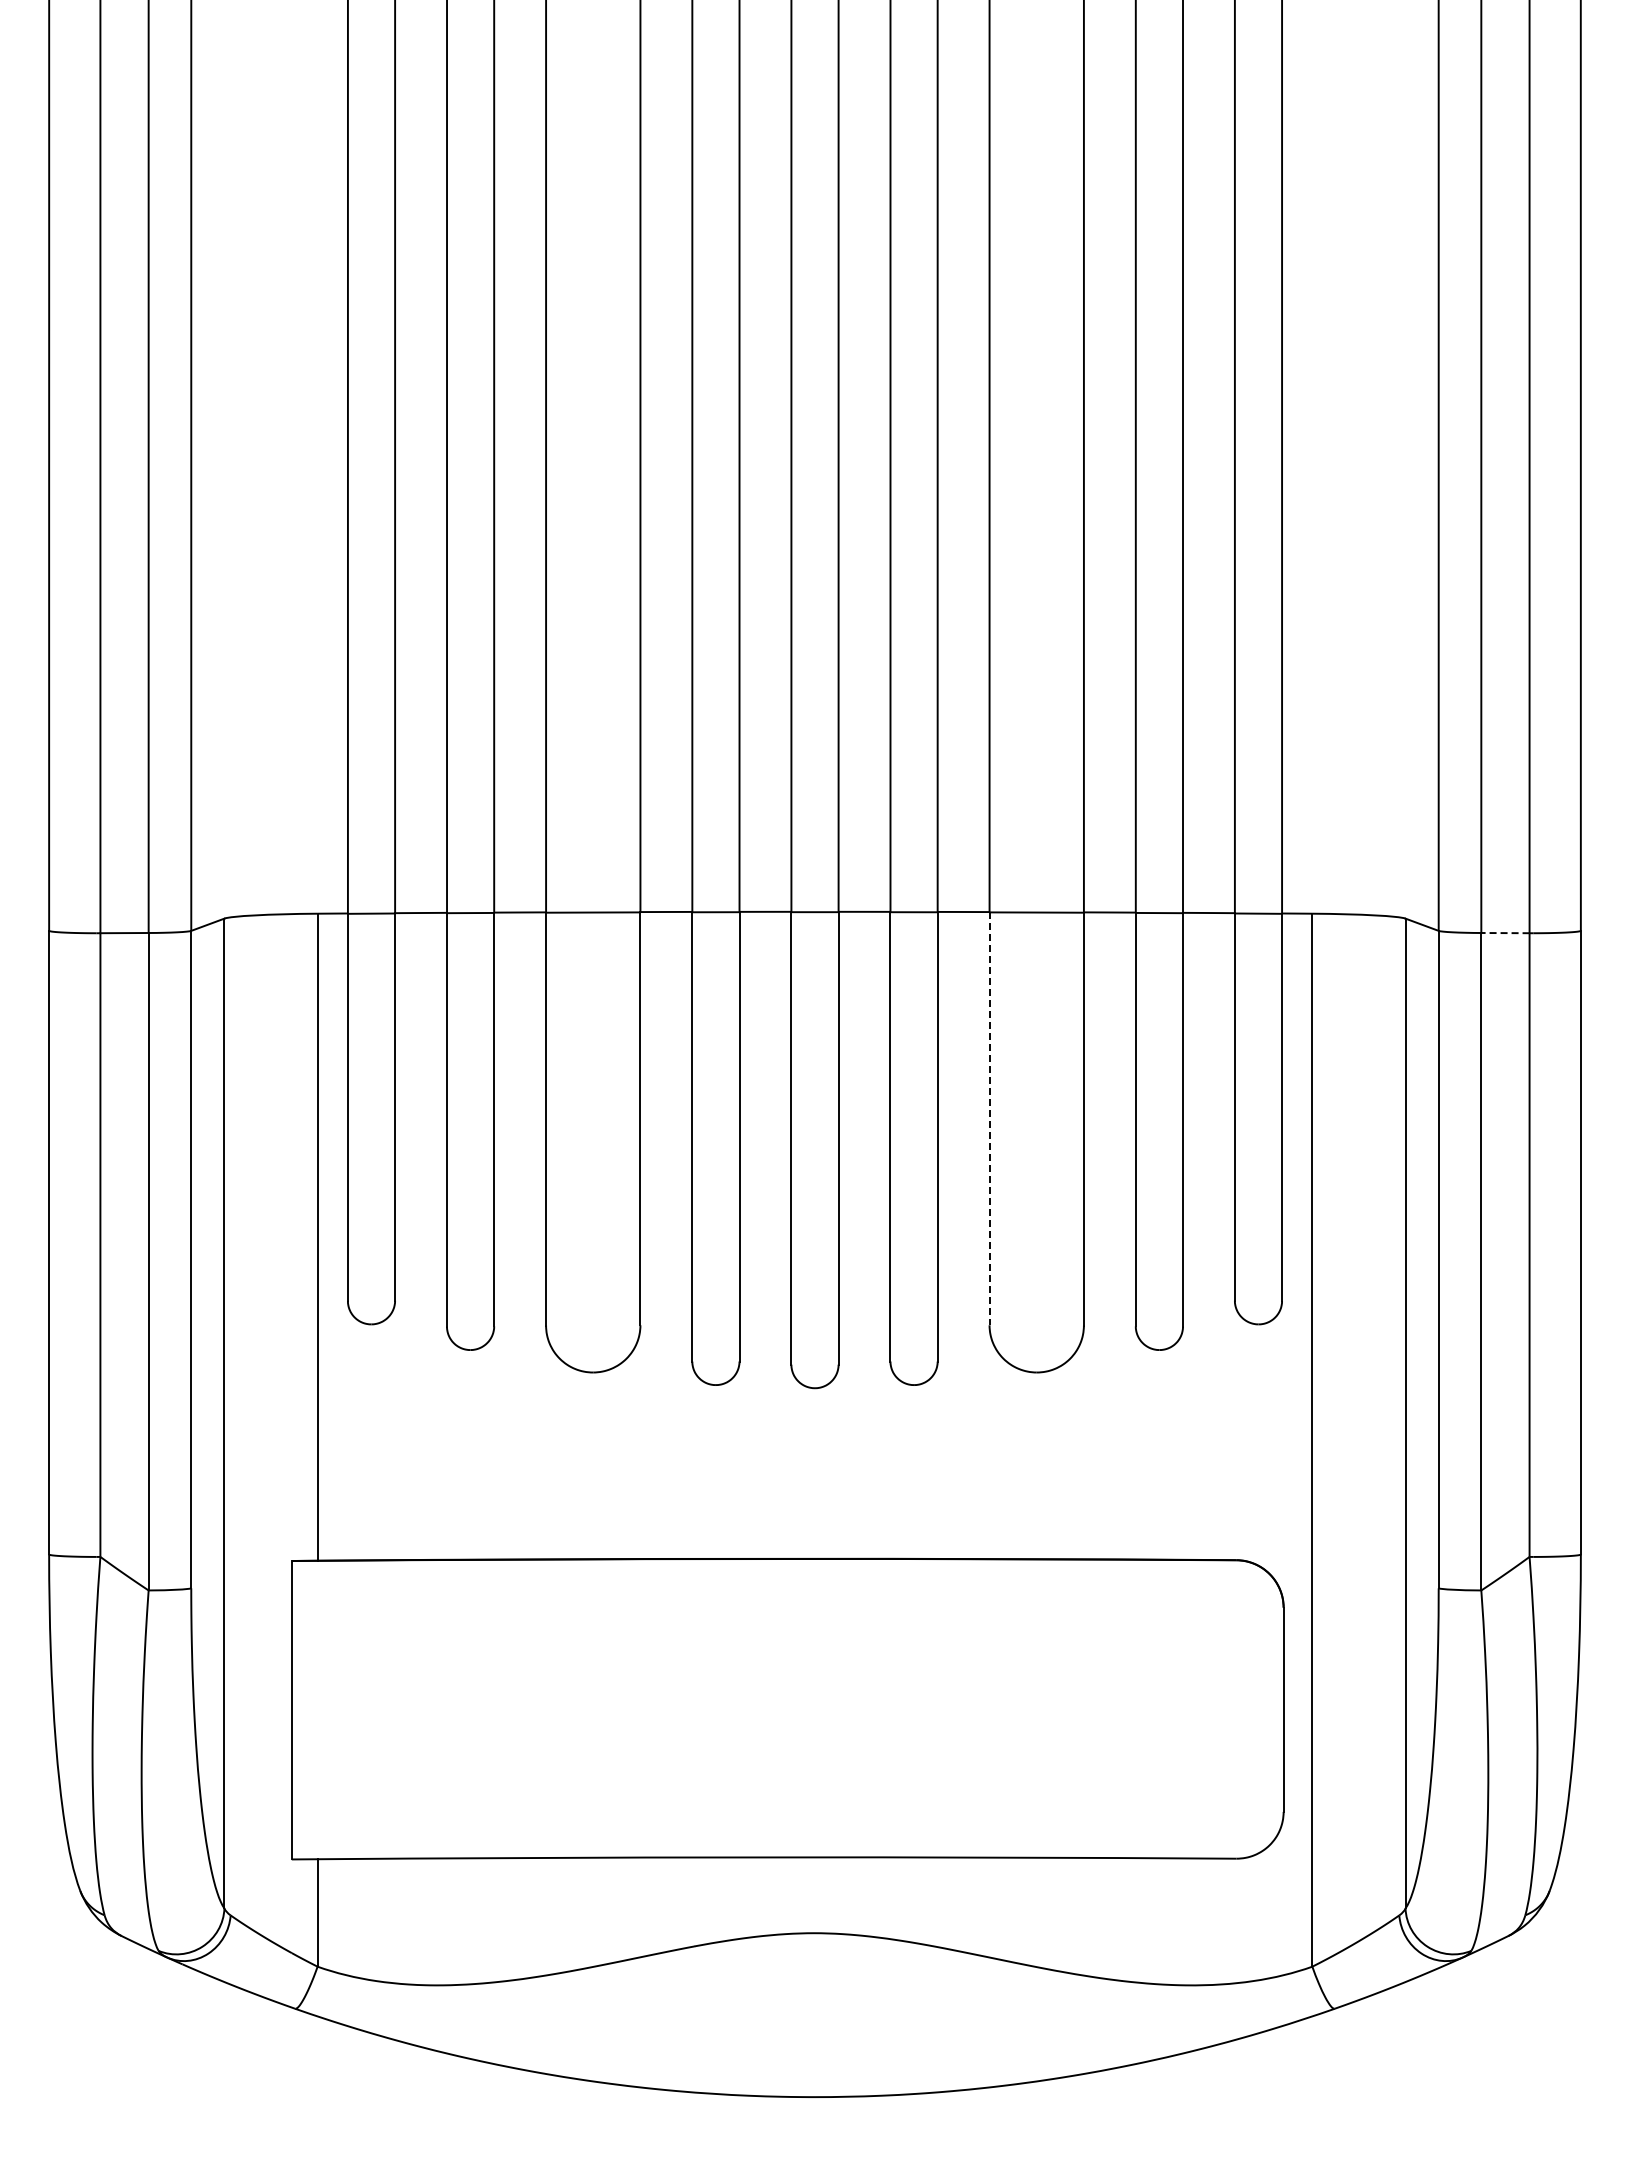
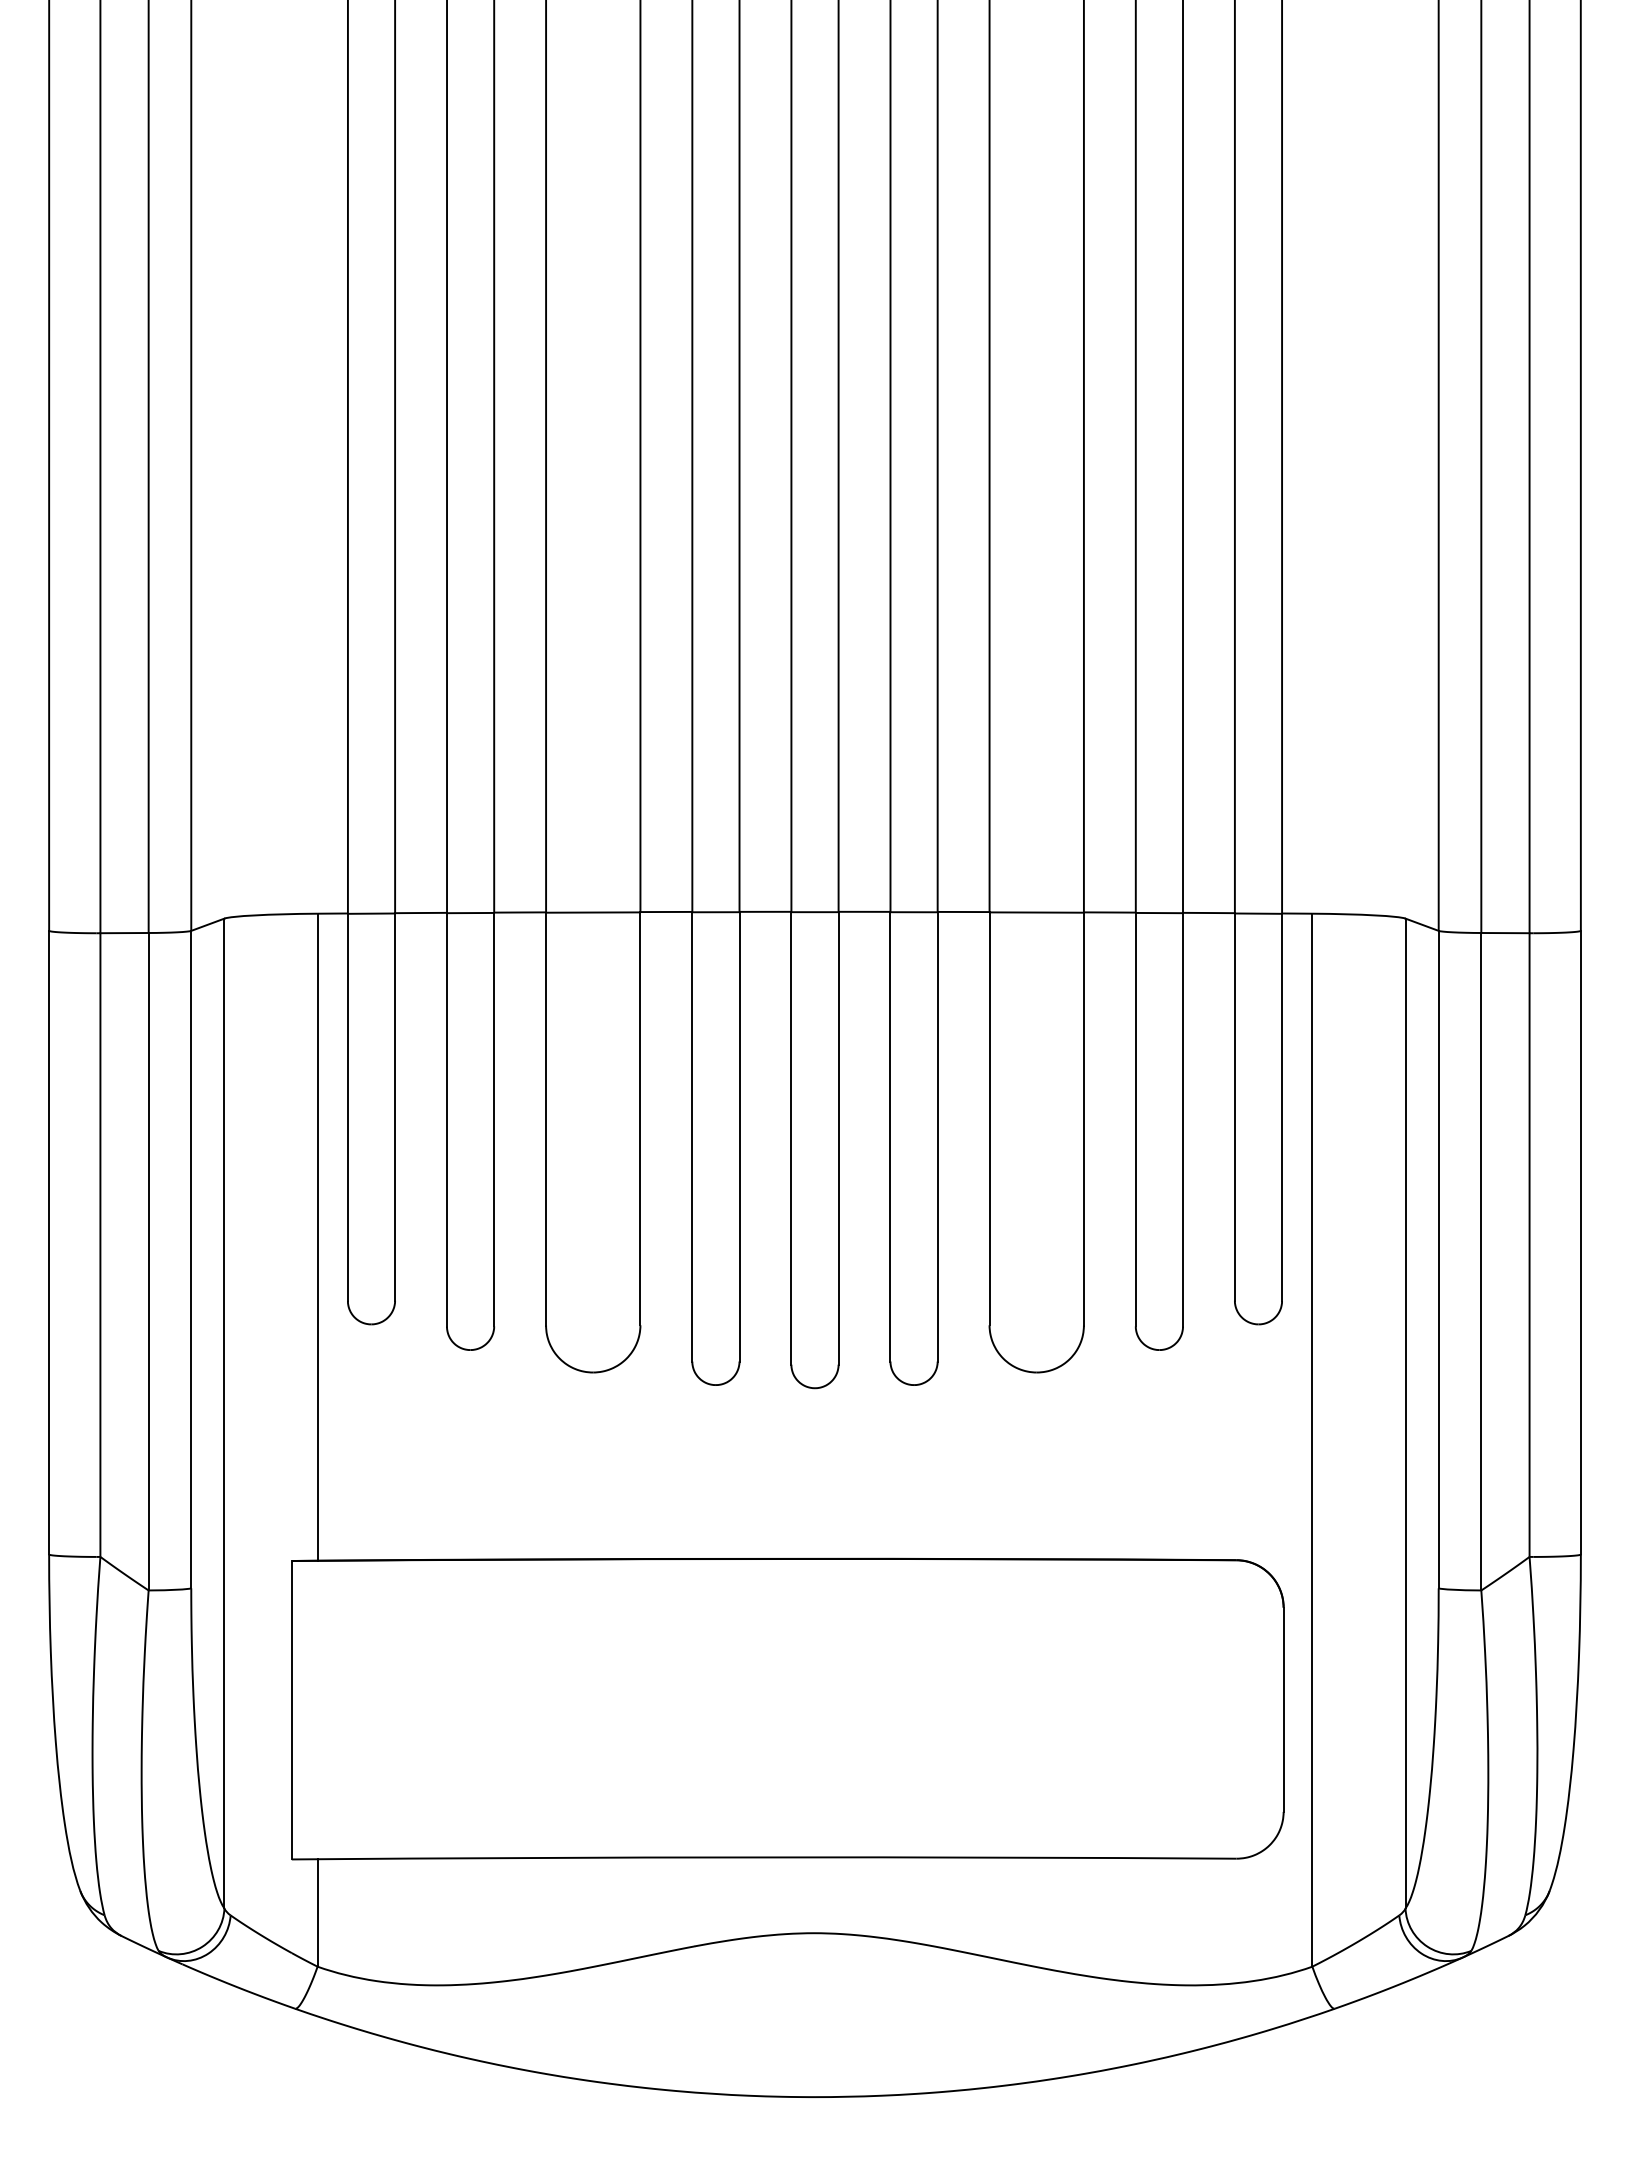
line: dashed -> solid (1504, 933)
line: dashed -> solid (989, 1119)
